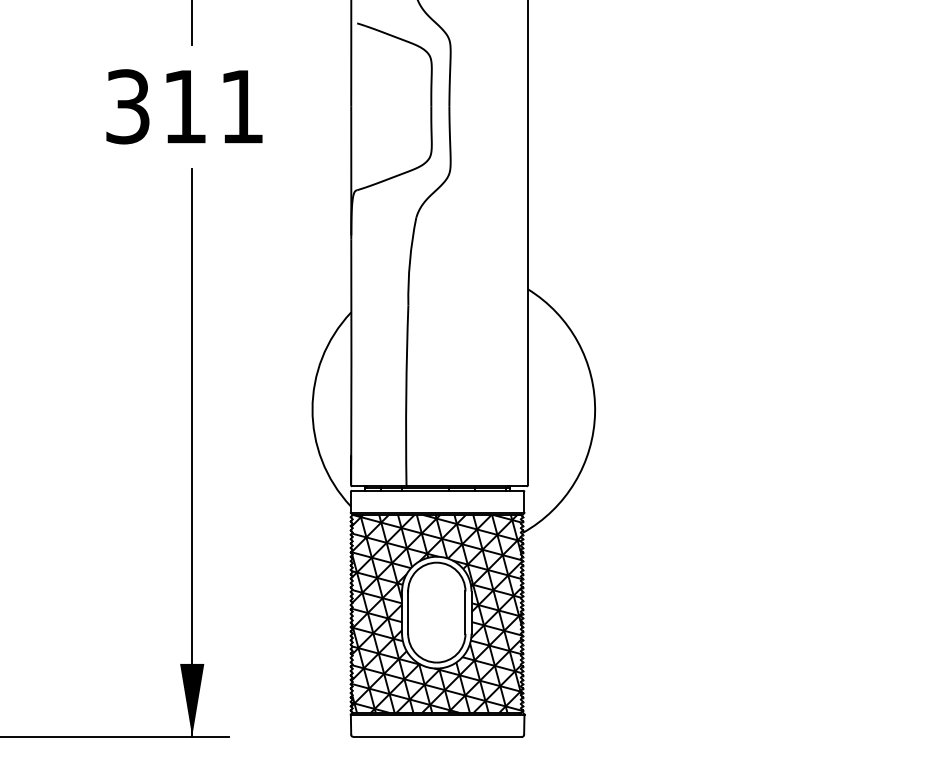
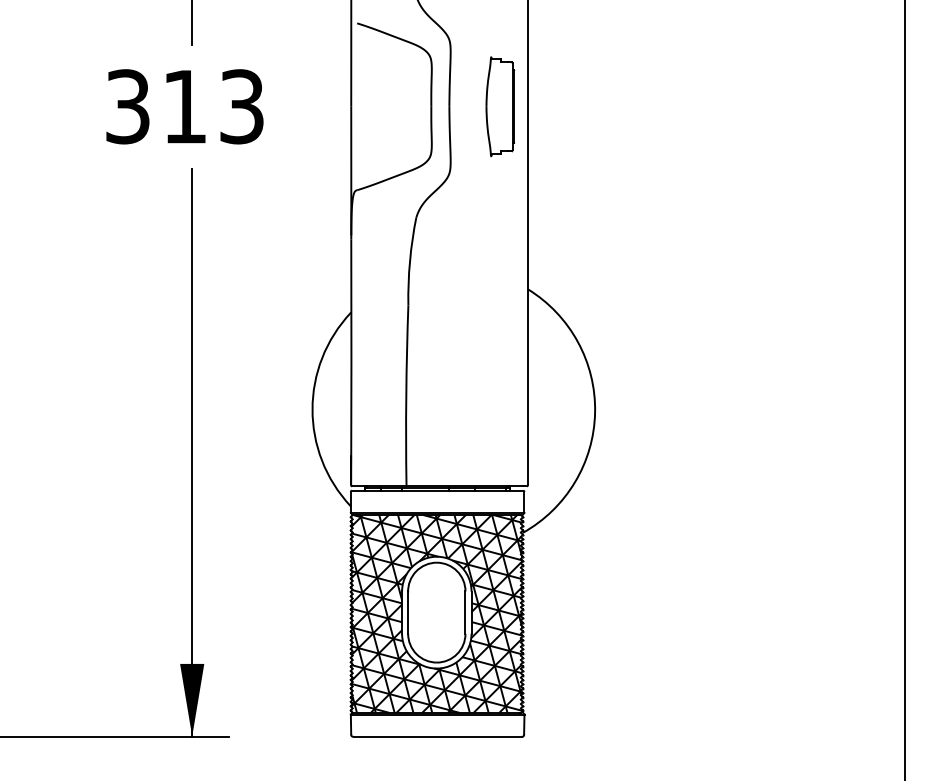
text: 311 -> 313 (241, 106)
part: none -> present (500, 106)
line: none -> present (905, 389)
